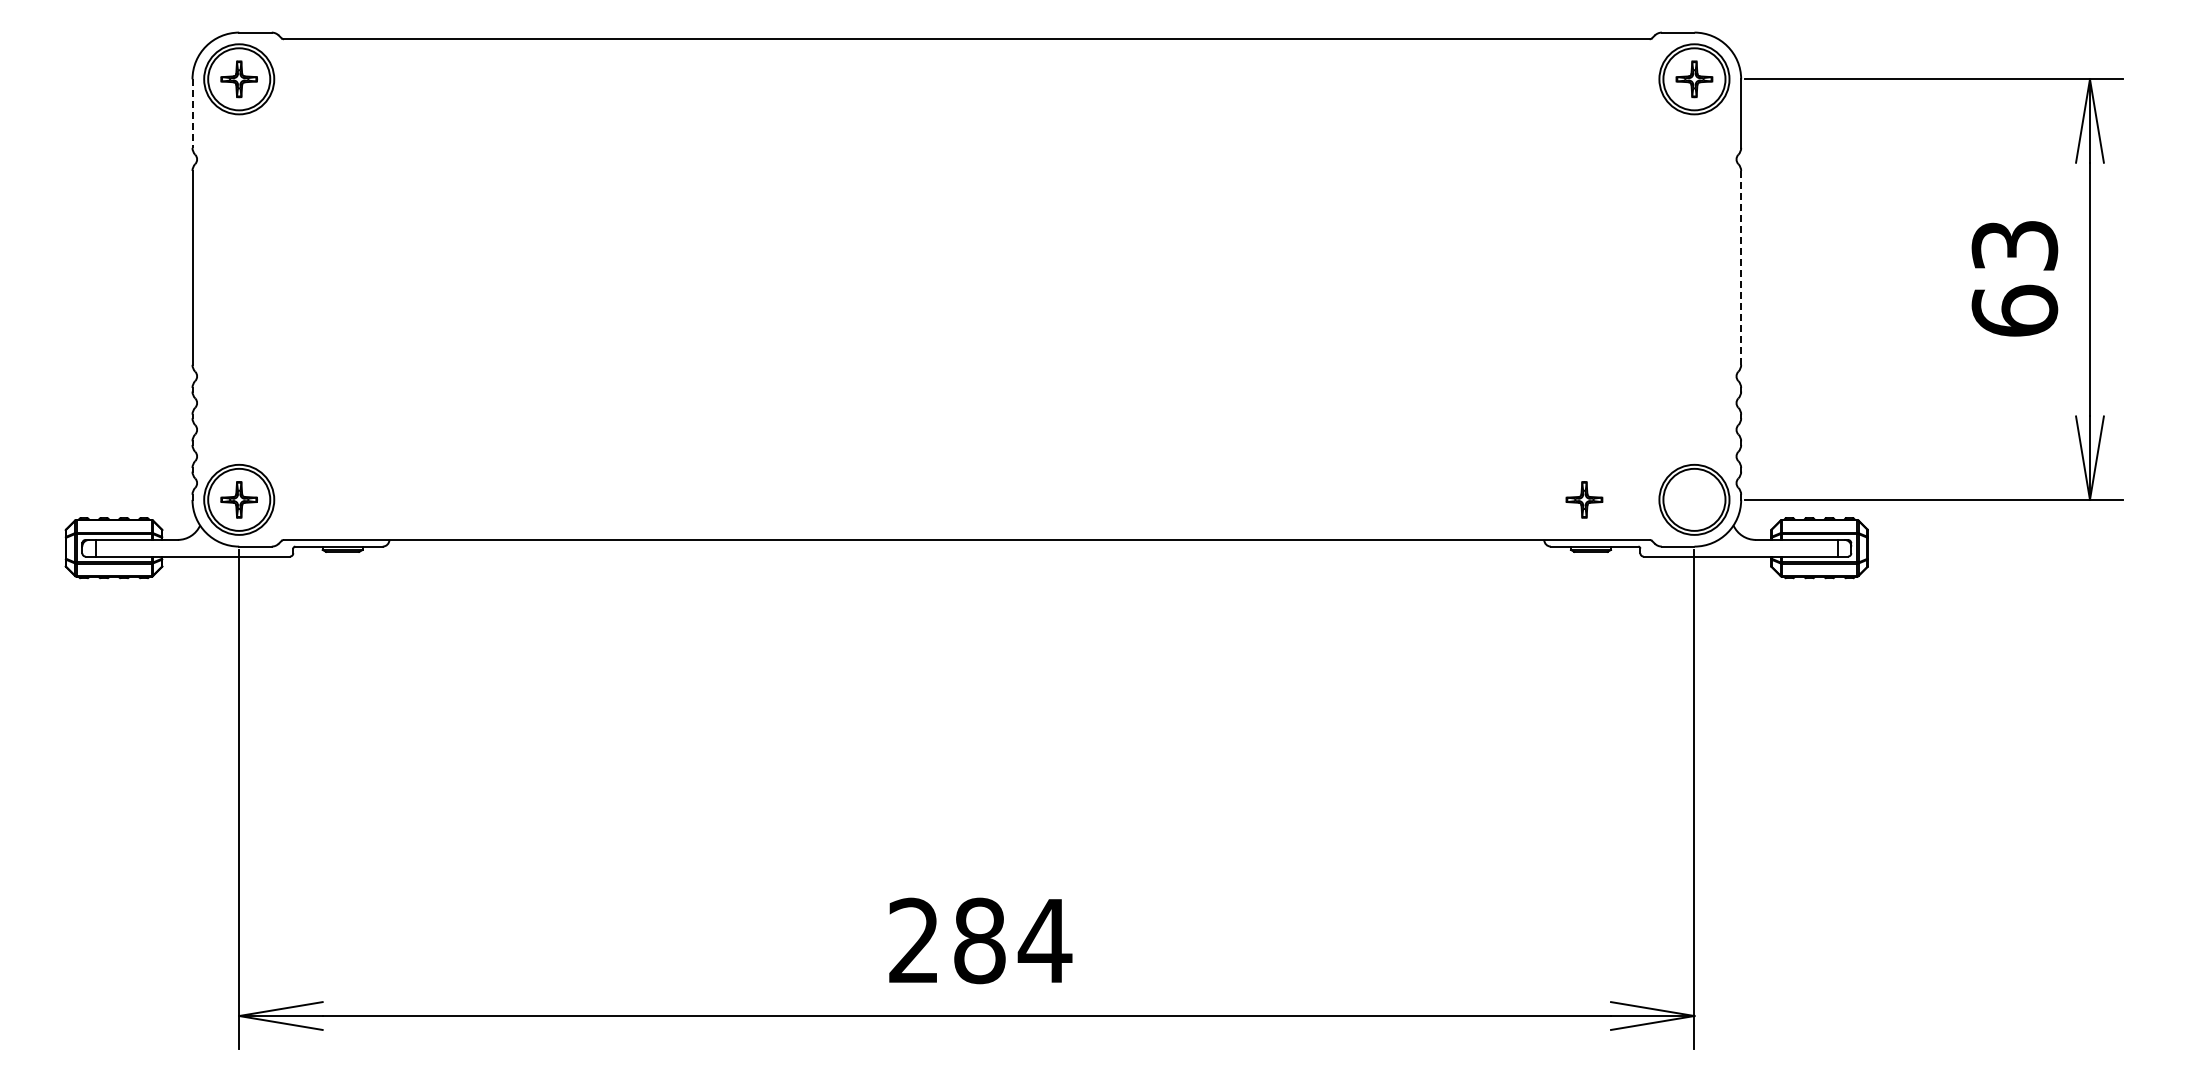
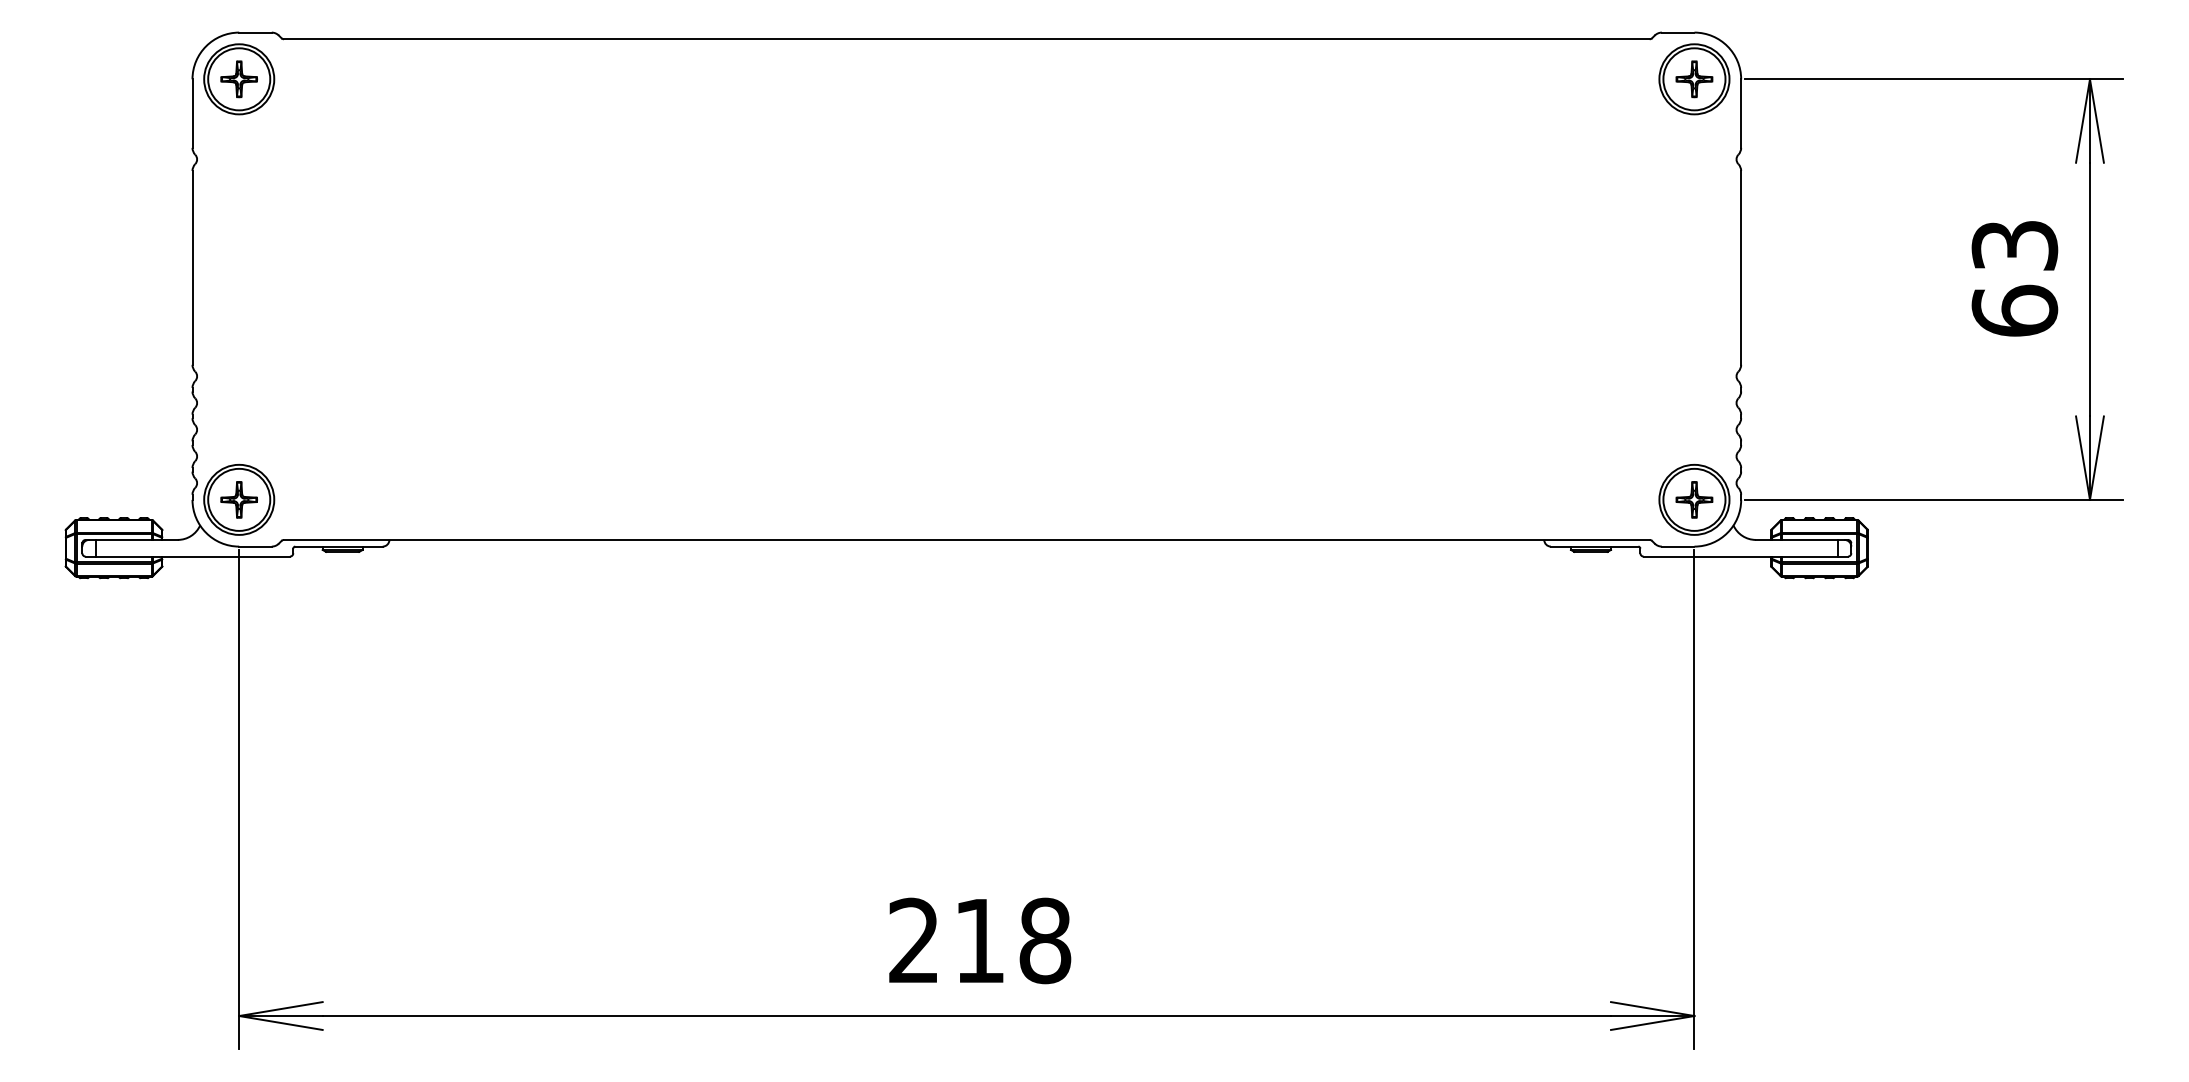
line: dashed -> solid (192, 114)
line: dashed -> solid (1741, 267)
part position: (1584, 499) -> (1694, 499) (1694, 499)
text: 284 -> 218 (1013, 940)
